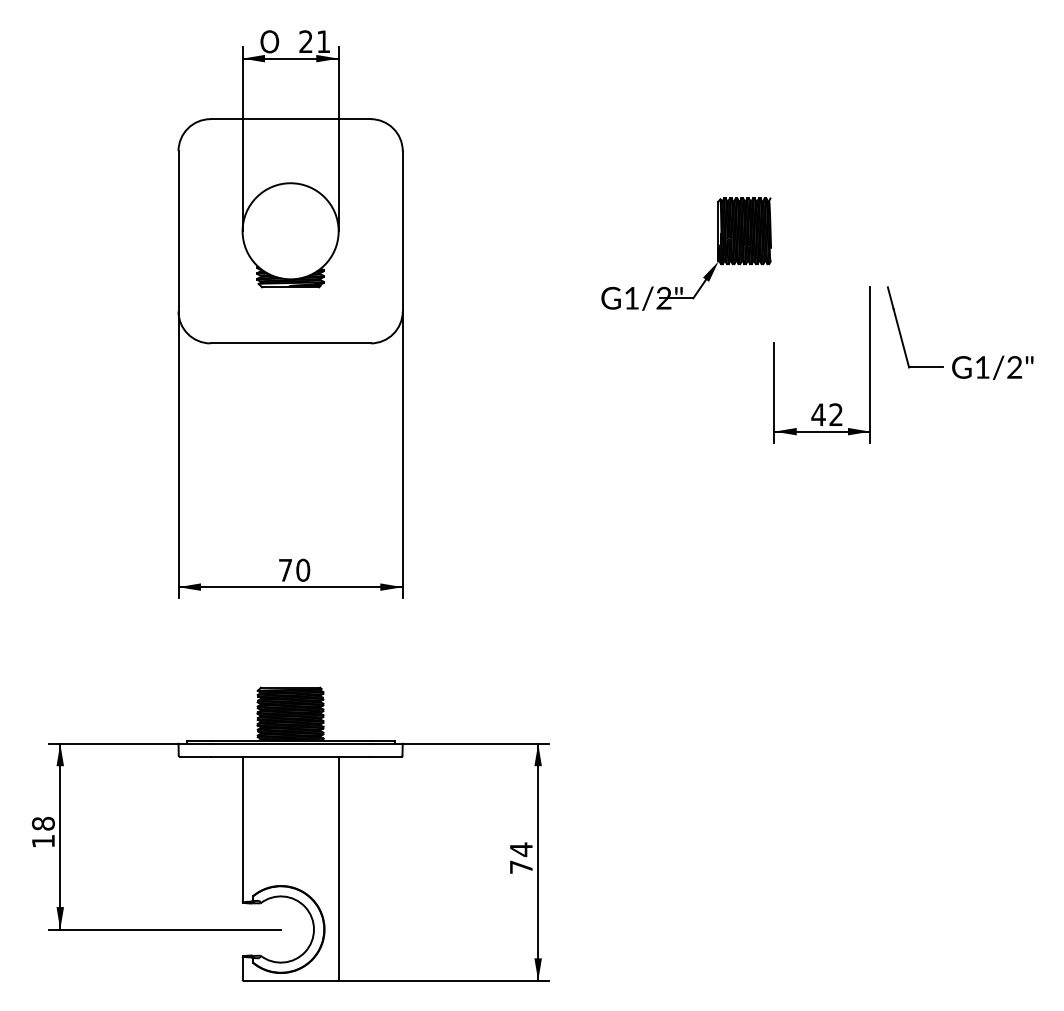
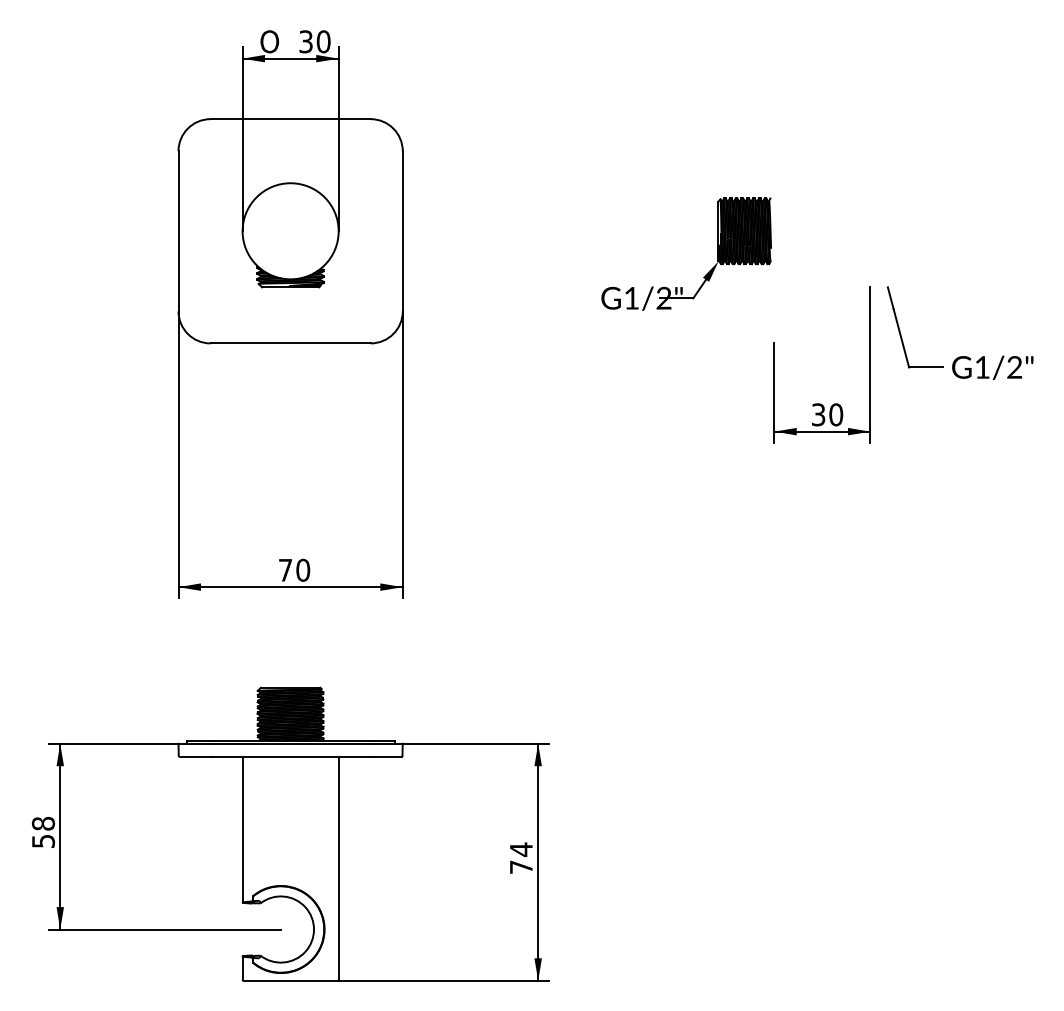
text: 21 -> 30 (314, 41)
text: 42 -> 30 (827, 414)
text: 18 -> 58 (43, 841)
